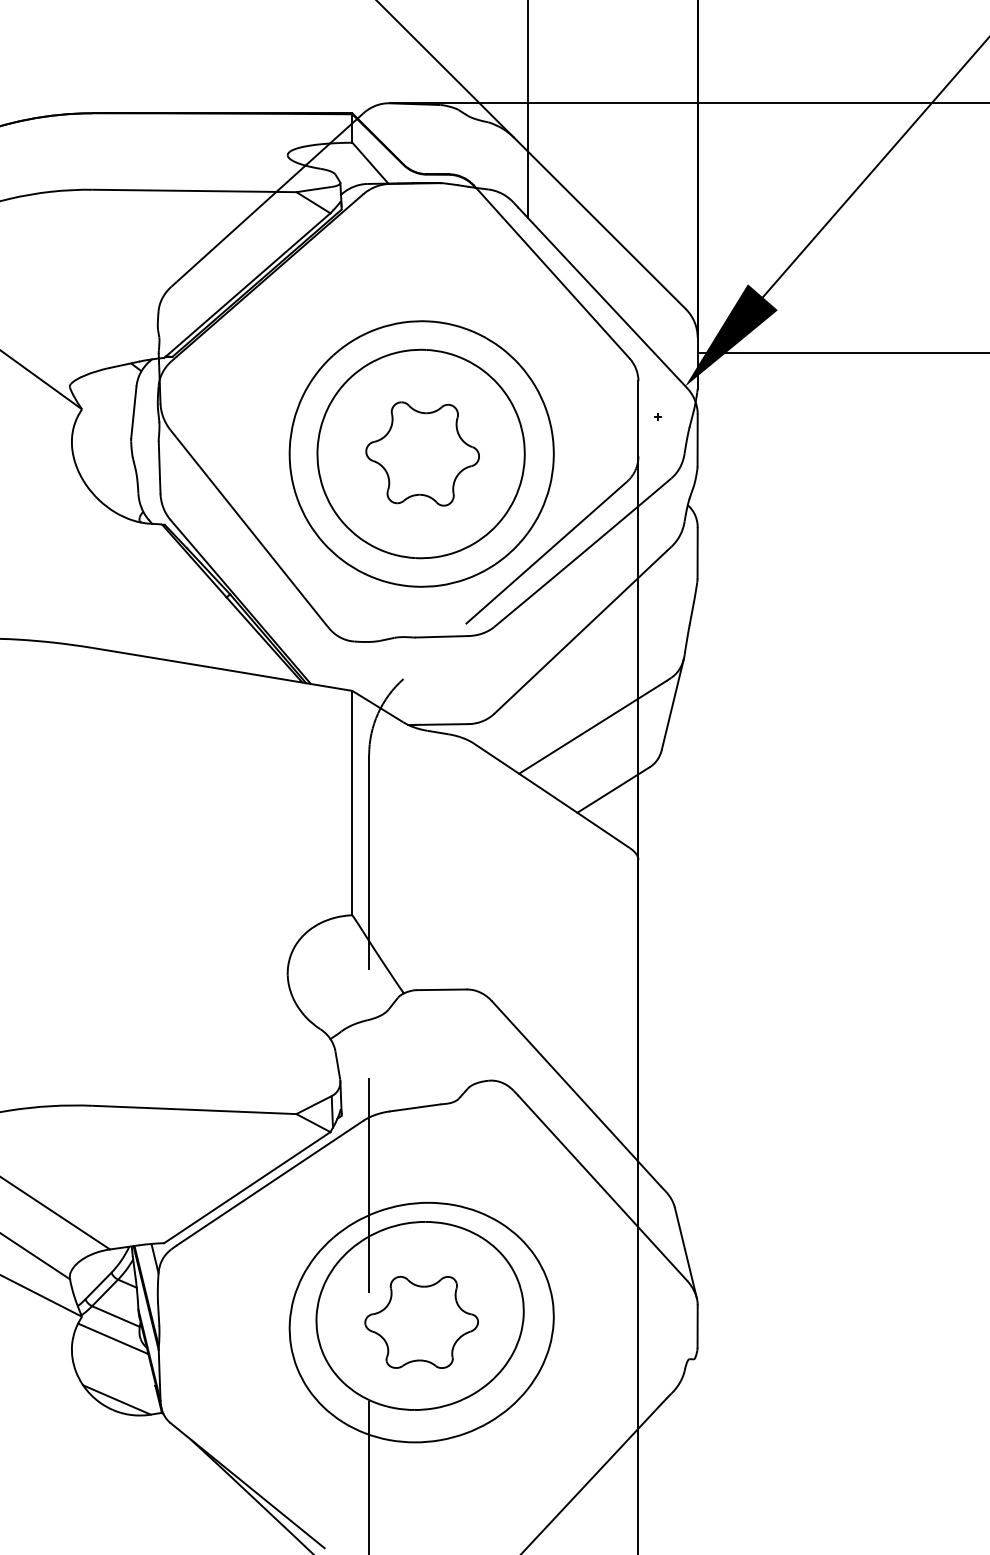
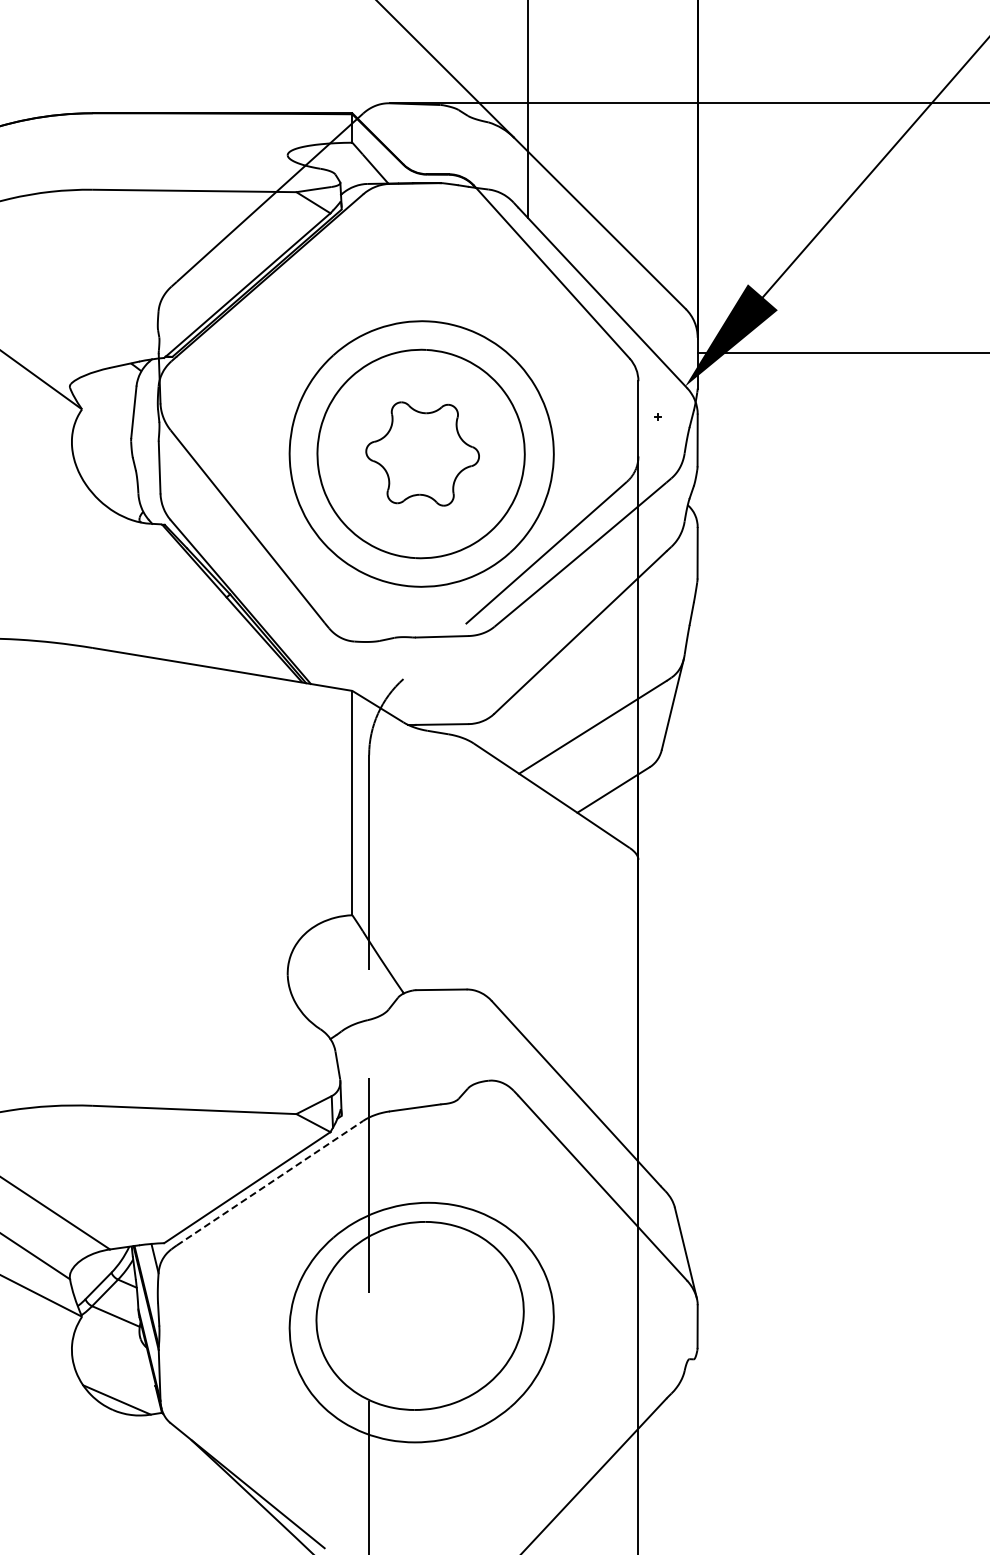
line: solid -> dashed (270, 1182)
part: present -> none (421, 1321)
line: present -> none (113, 1338)
